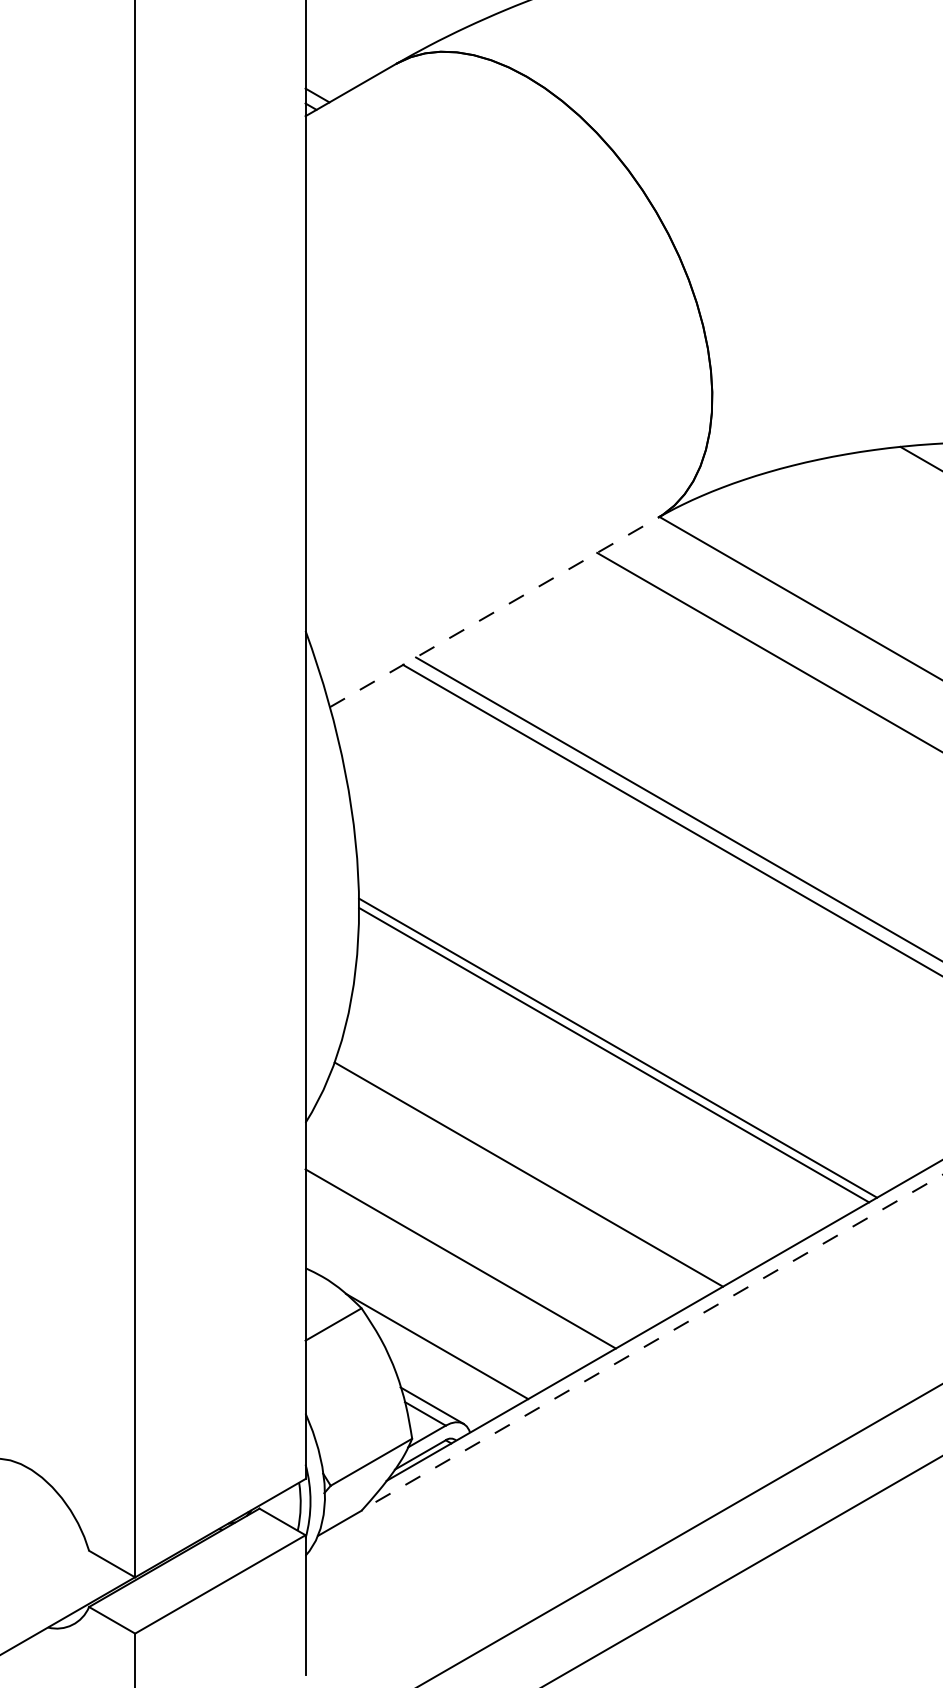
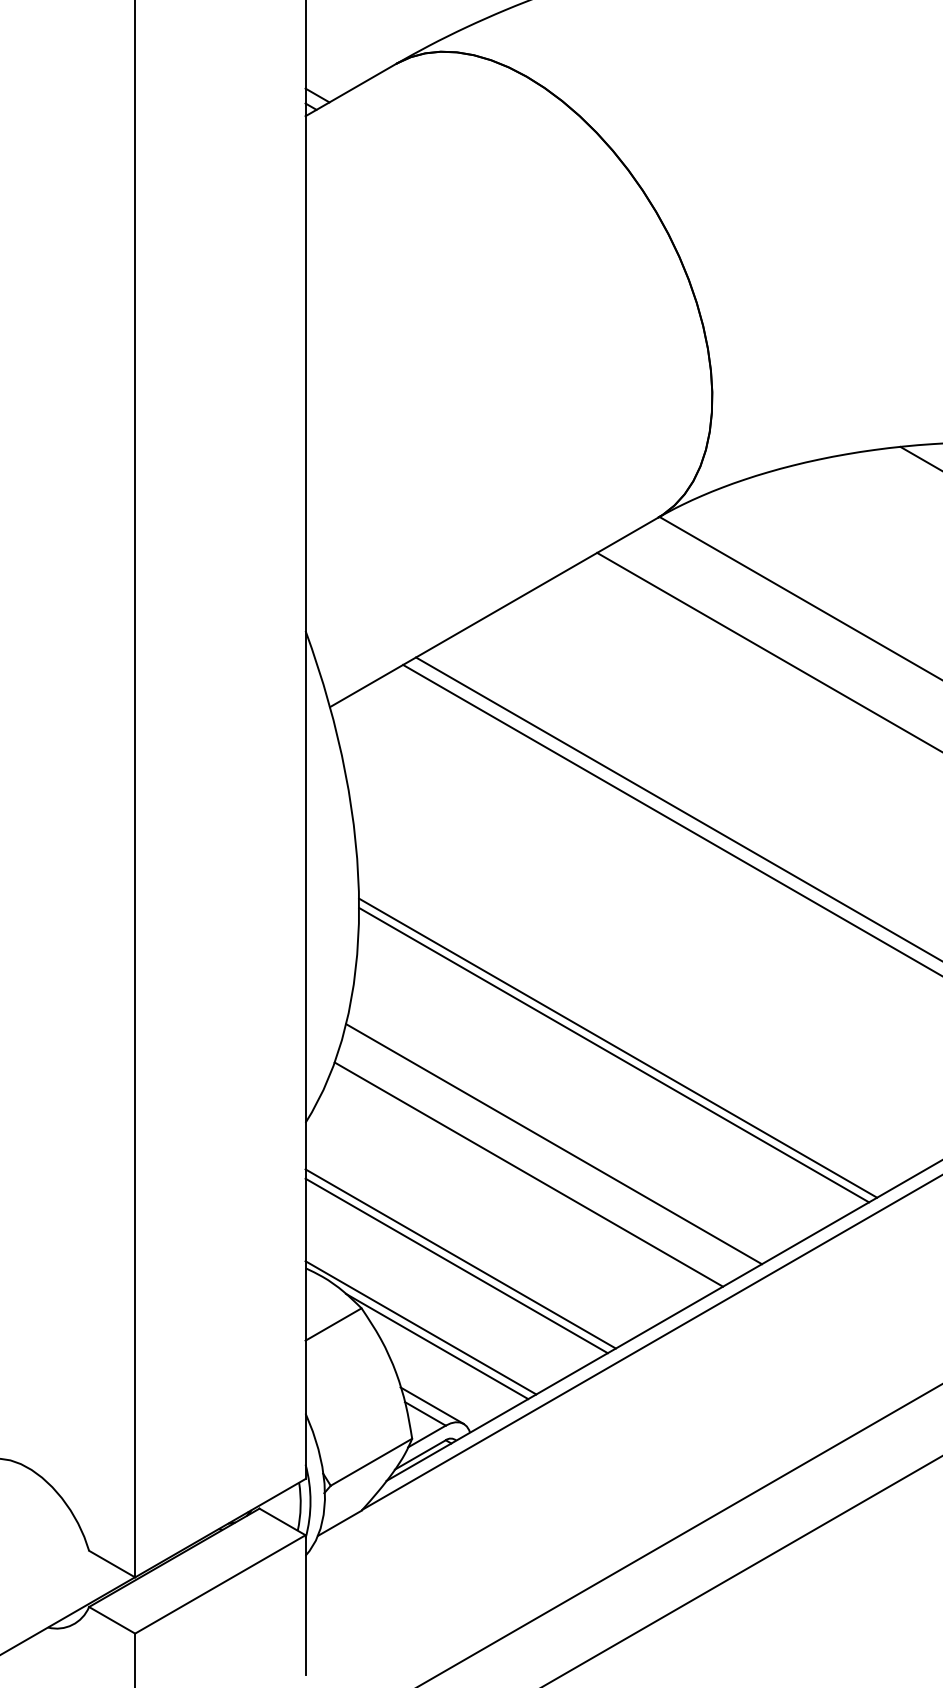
line: dashed -> solid (494, 612)
line: none -> present (553, 1144)
line: none -> present (456, 1265)
line: none -> present (420, 1327)
line: dashed -> solid (652, 1342)
